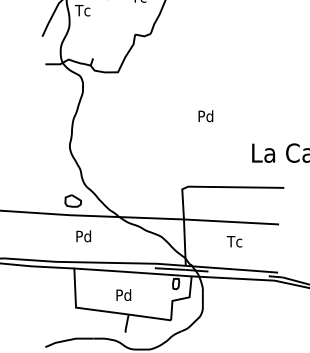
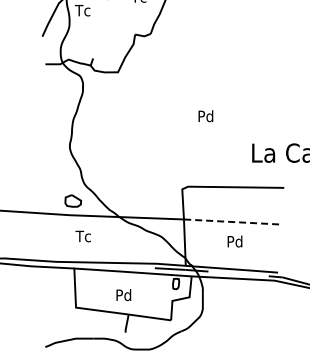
line: solid -> dashed (231, 221)
text: Pd -> Tc (83, 236)
text: Tc -> Pd (234, 241)
